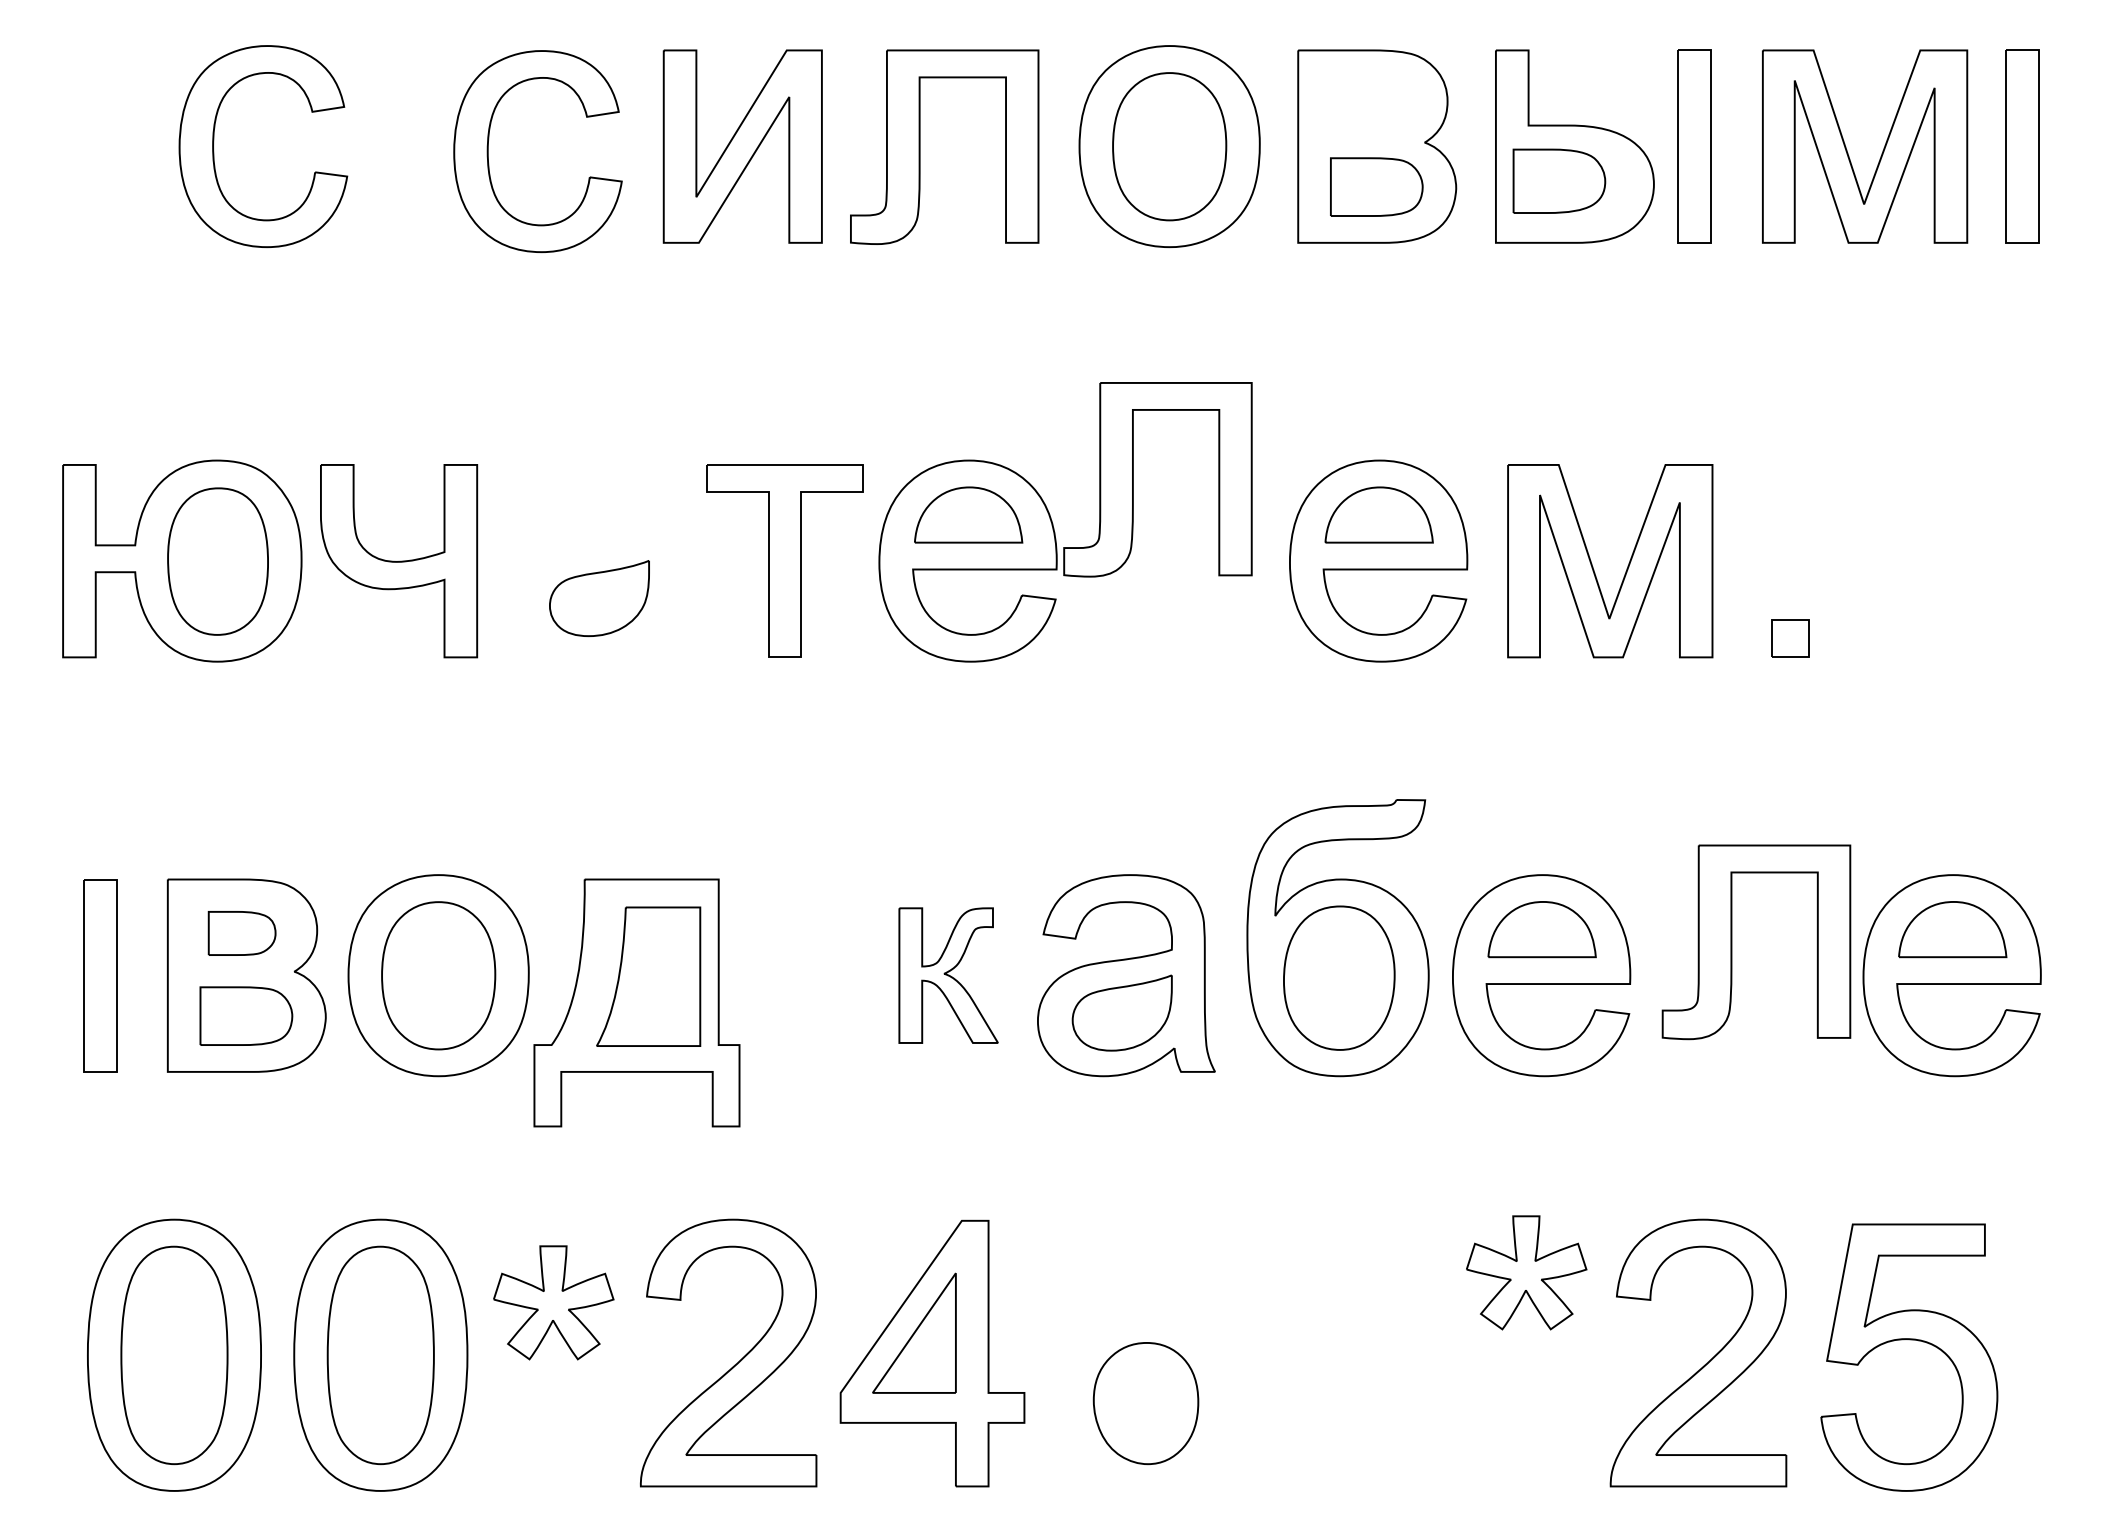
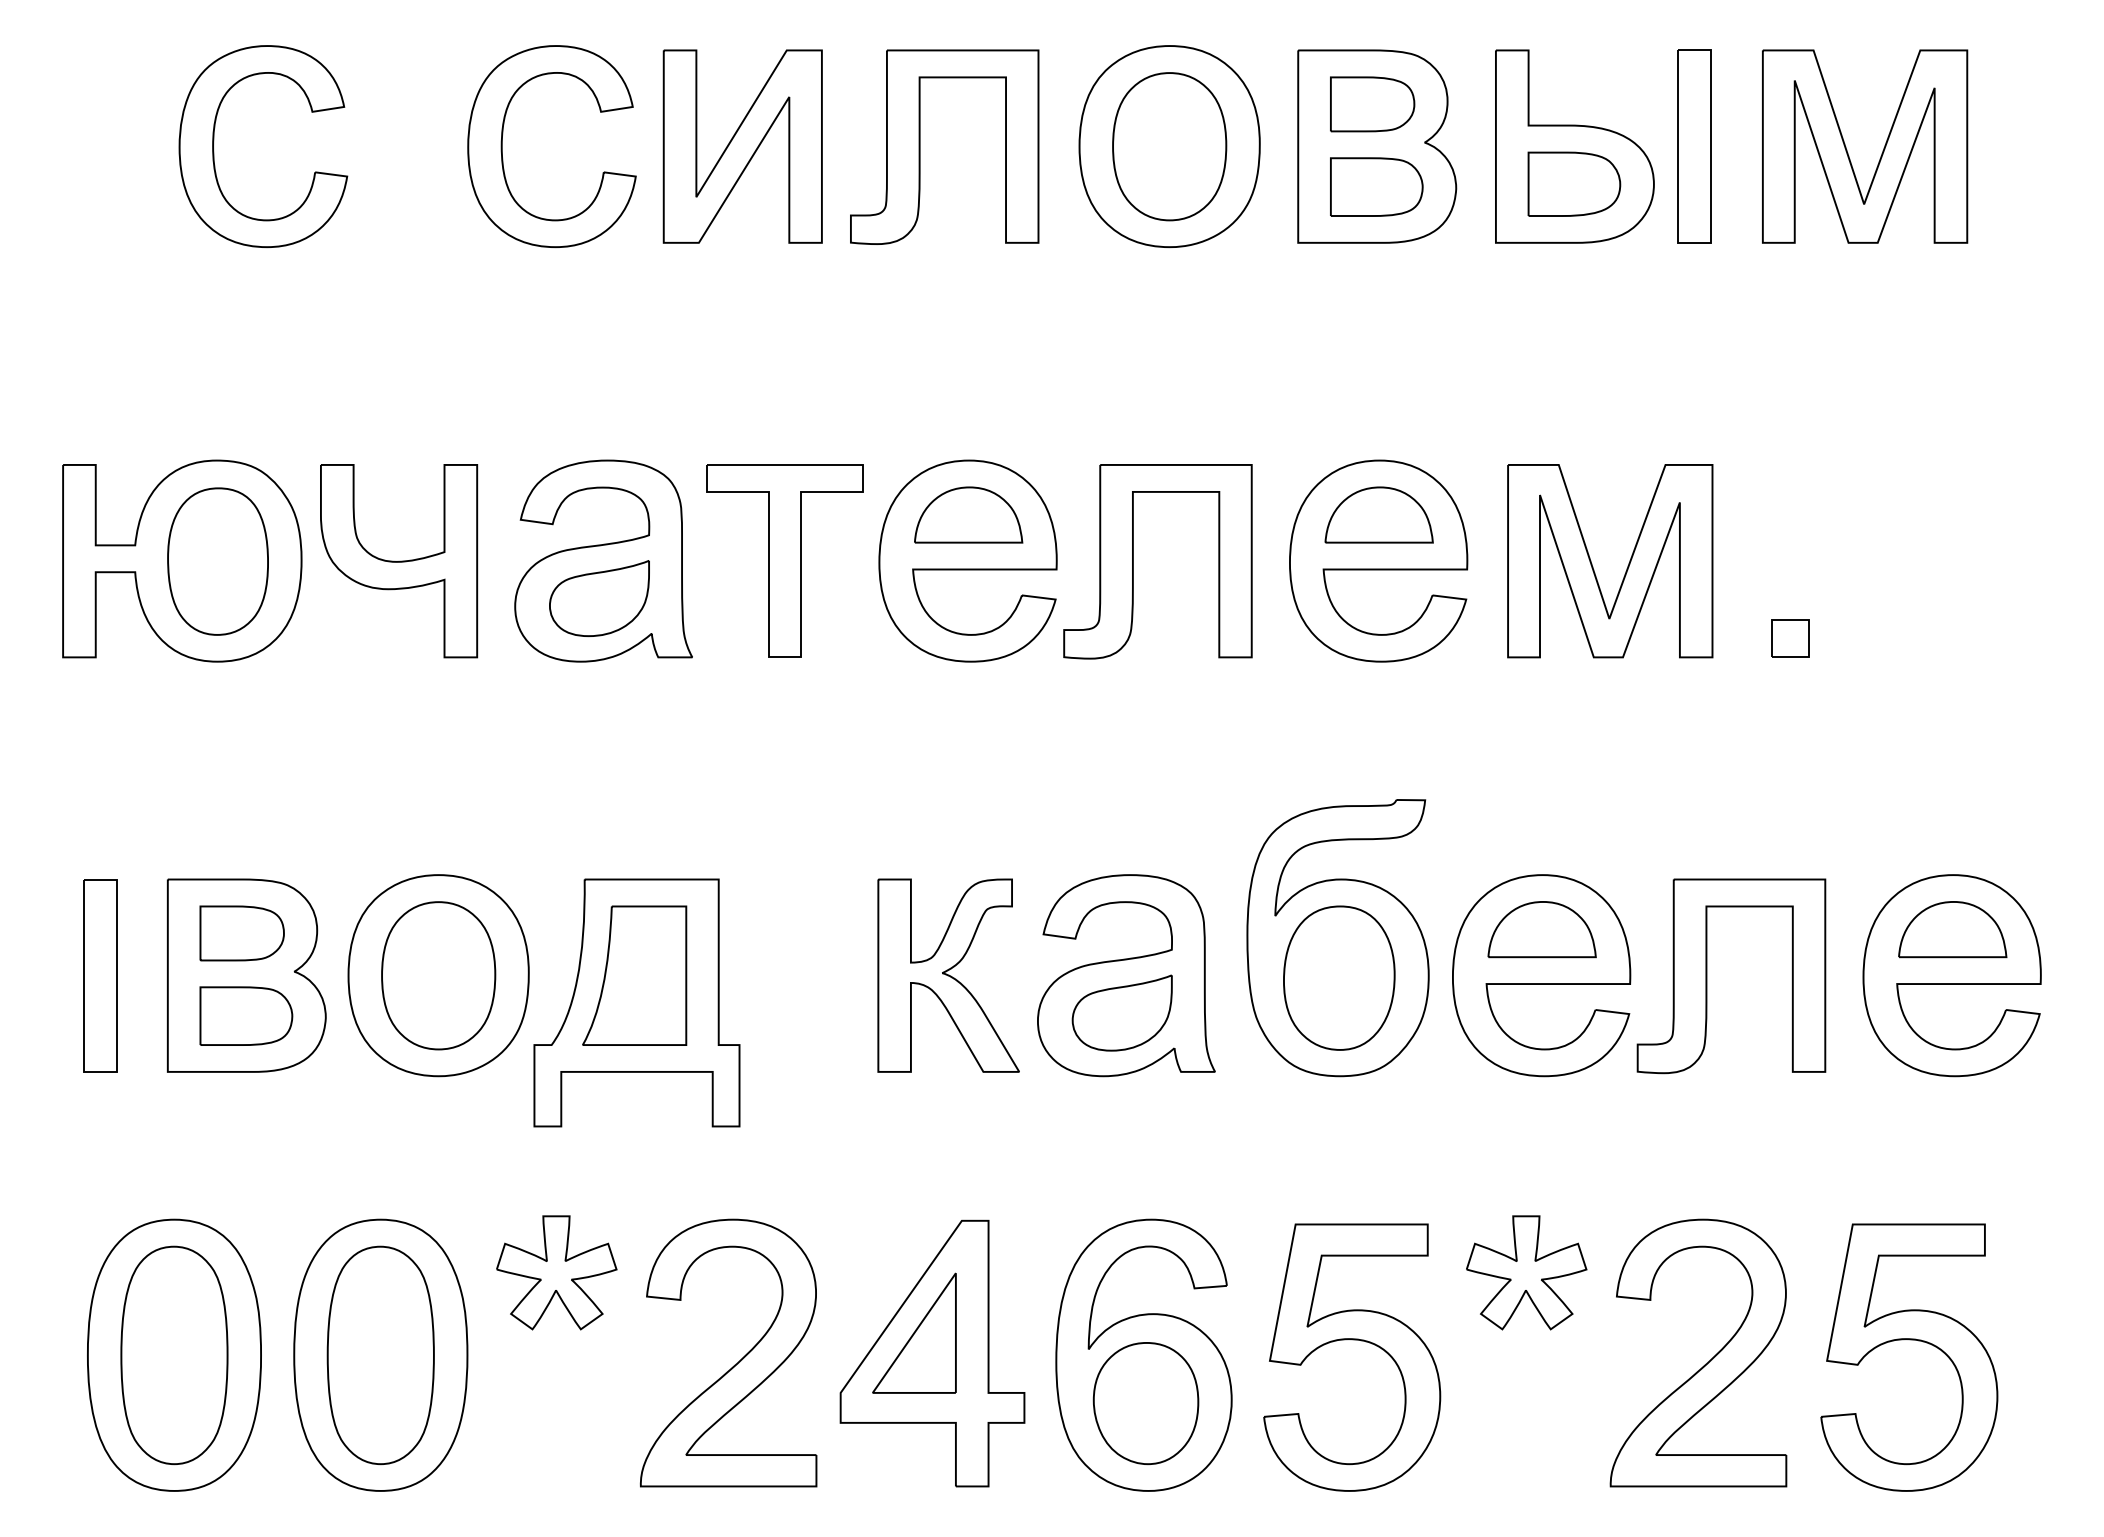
part: none -> present (1372, 104)
part: present -> none (2022, 146)
part position: (488, 151) -> (502, 146) (502, 146)
part position: (1559, 180) -> (1574, 183) (1574, 183)
part position: (1133, 479) -> (1133, 561) (1133, 561)
part: none -> present (603, 560)
part size: 70x45 px -> 86x57 px (241, 933)
part position: (1732, 942) -> (1707, 976) (1707, 976)
part size: 101x137 px -> 143x195 px (948, 975)
part position: (648, 976) -> (634, 975) (634, 975)
part position: (553, 1302) -> (556, 1272) (556, 1272)
part: none -> present (1352, 1340)
part: none -> present (1143, 1354)
